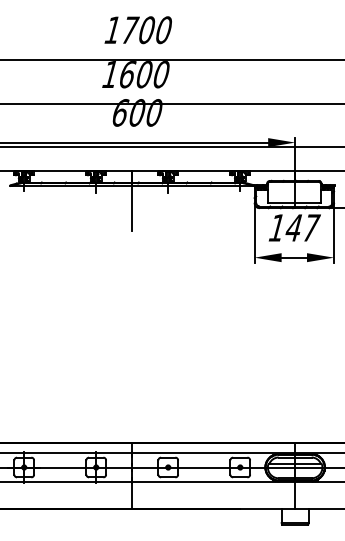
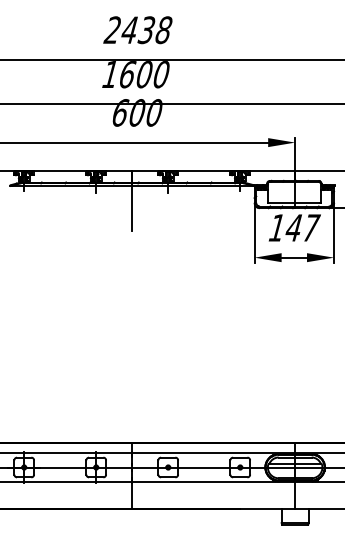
text: 1700 -> 2438 (137, 30)
line: present -> none (171, 146)
